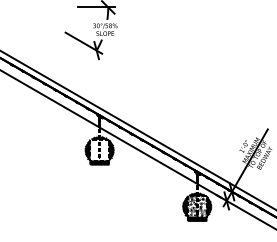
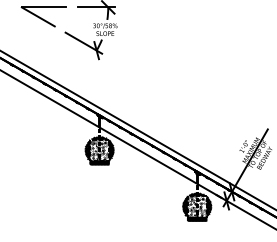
part: none -> present (43, 16)
hatch: none -> present (99, 150)
